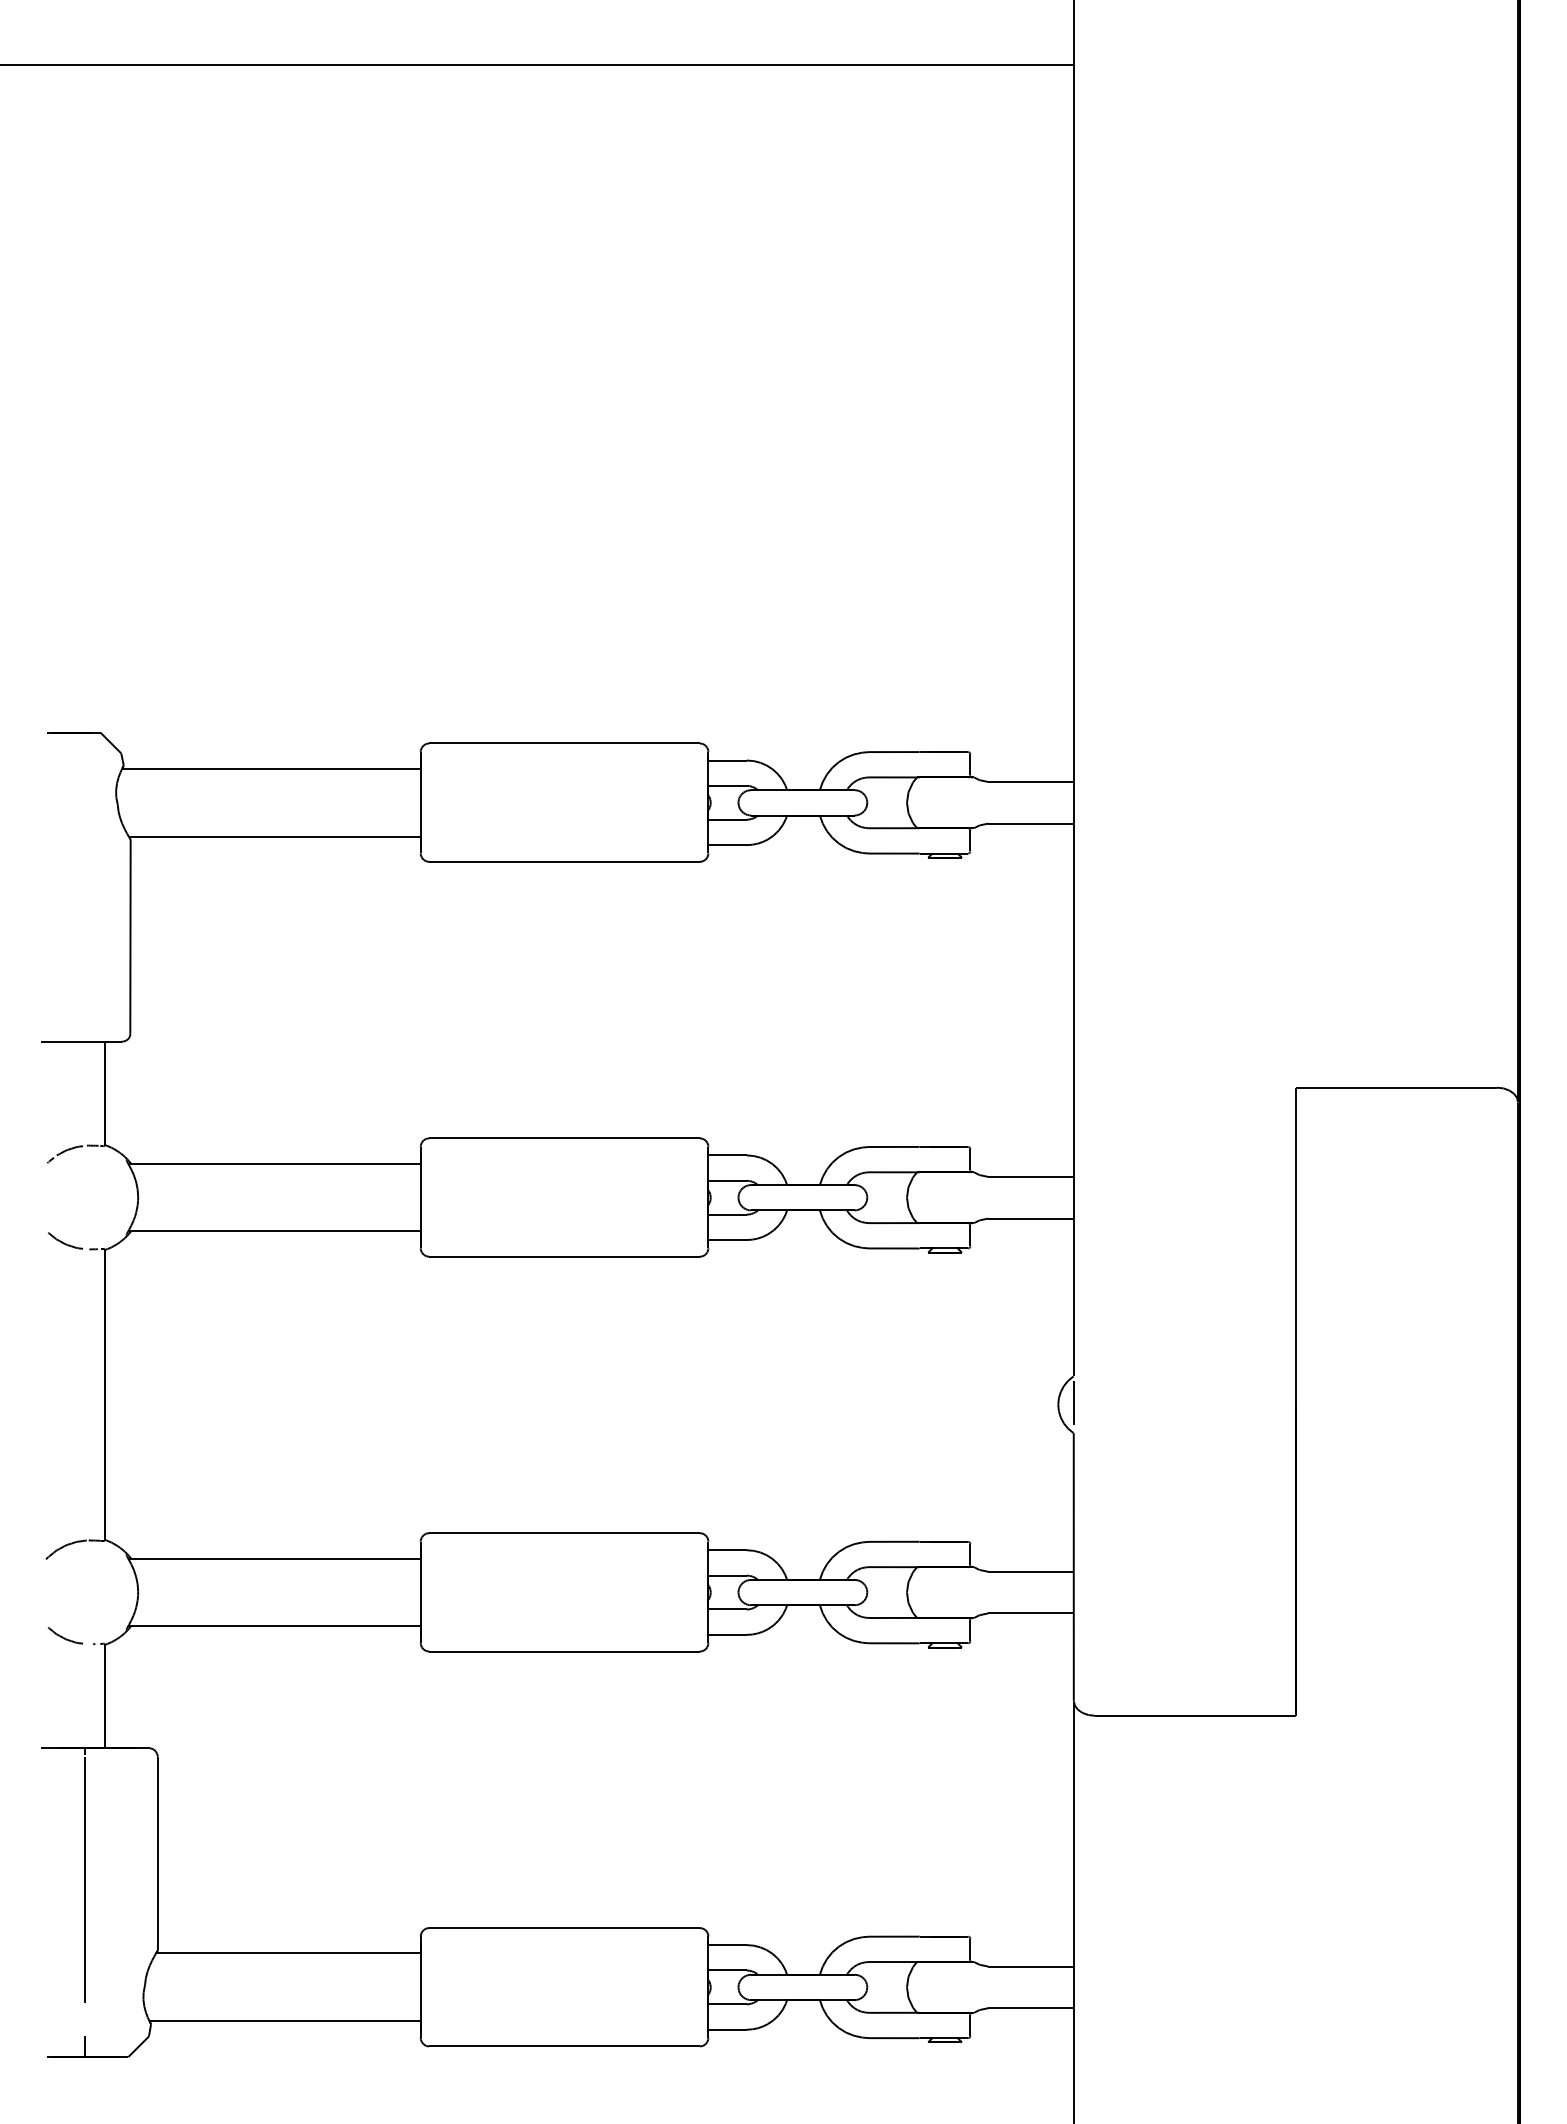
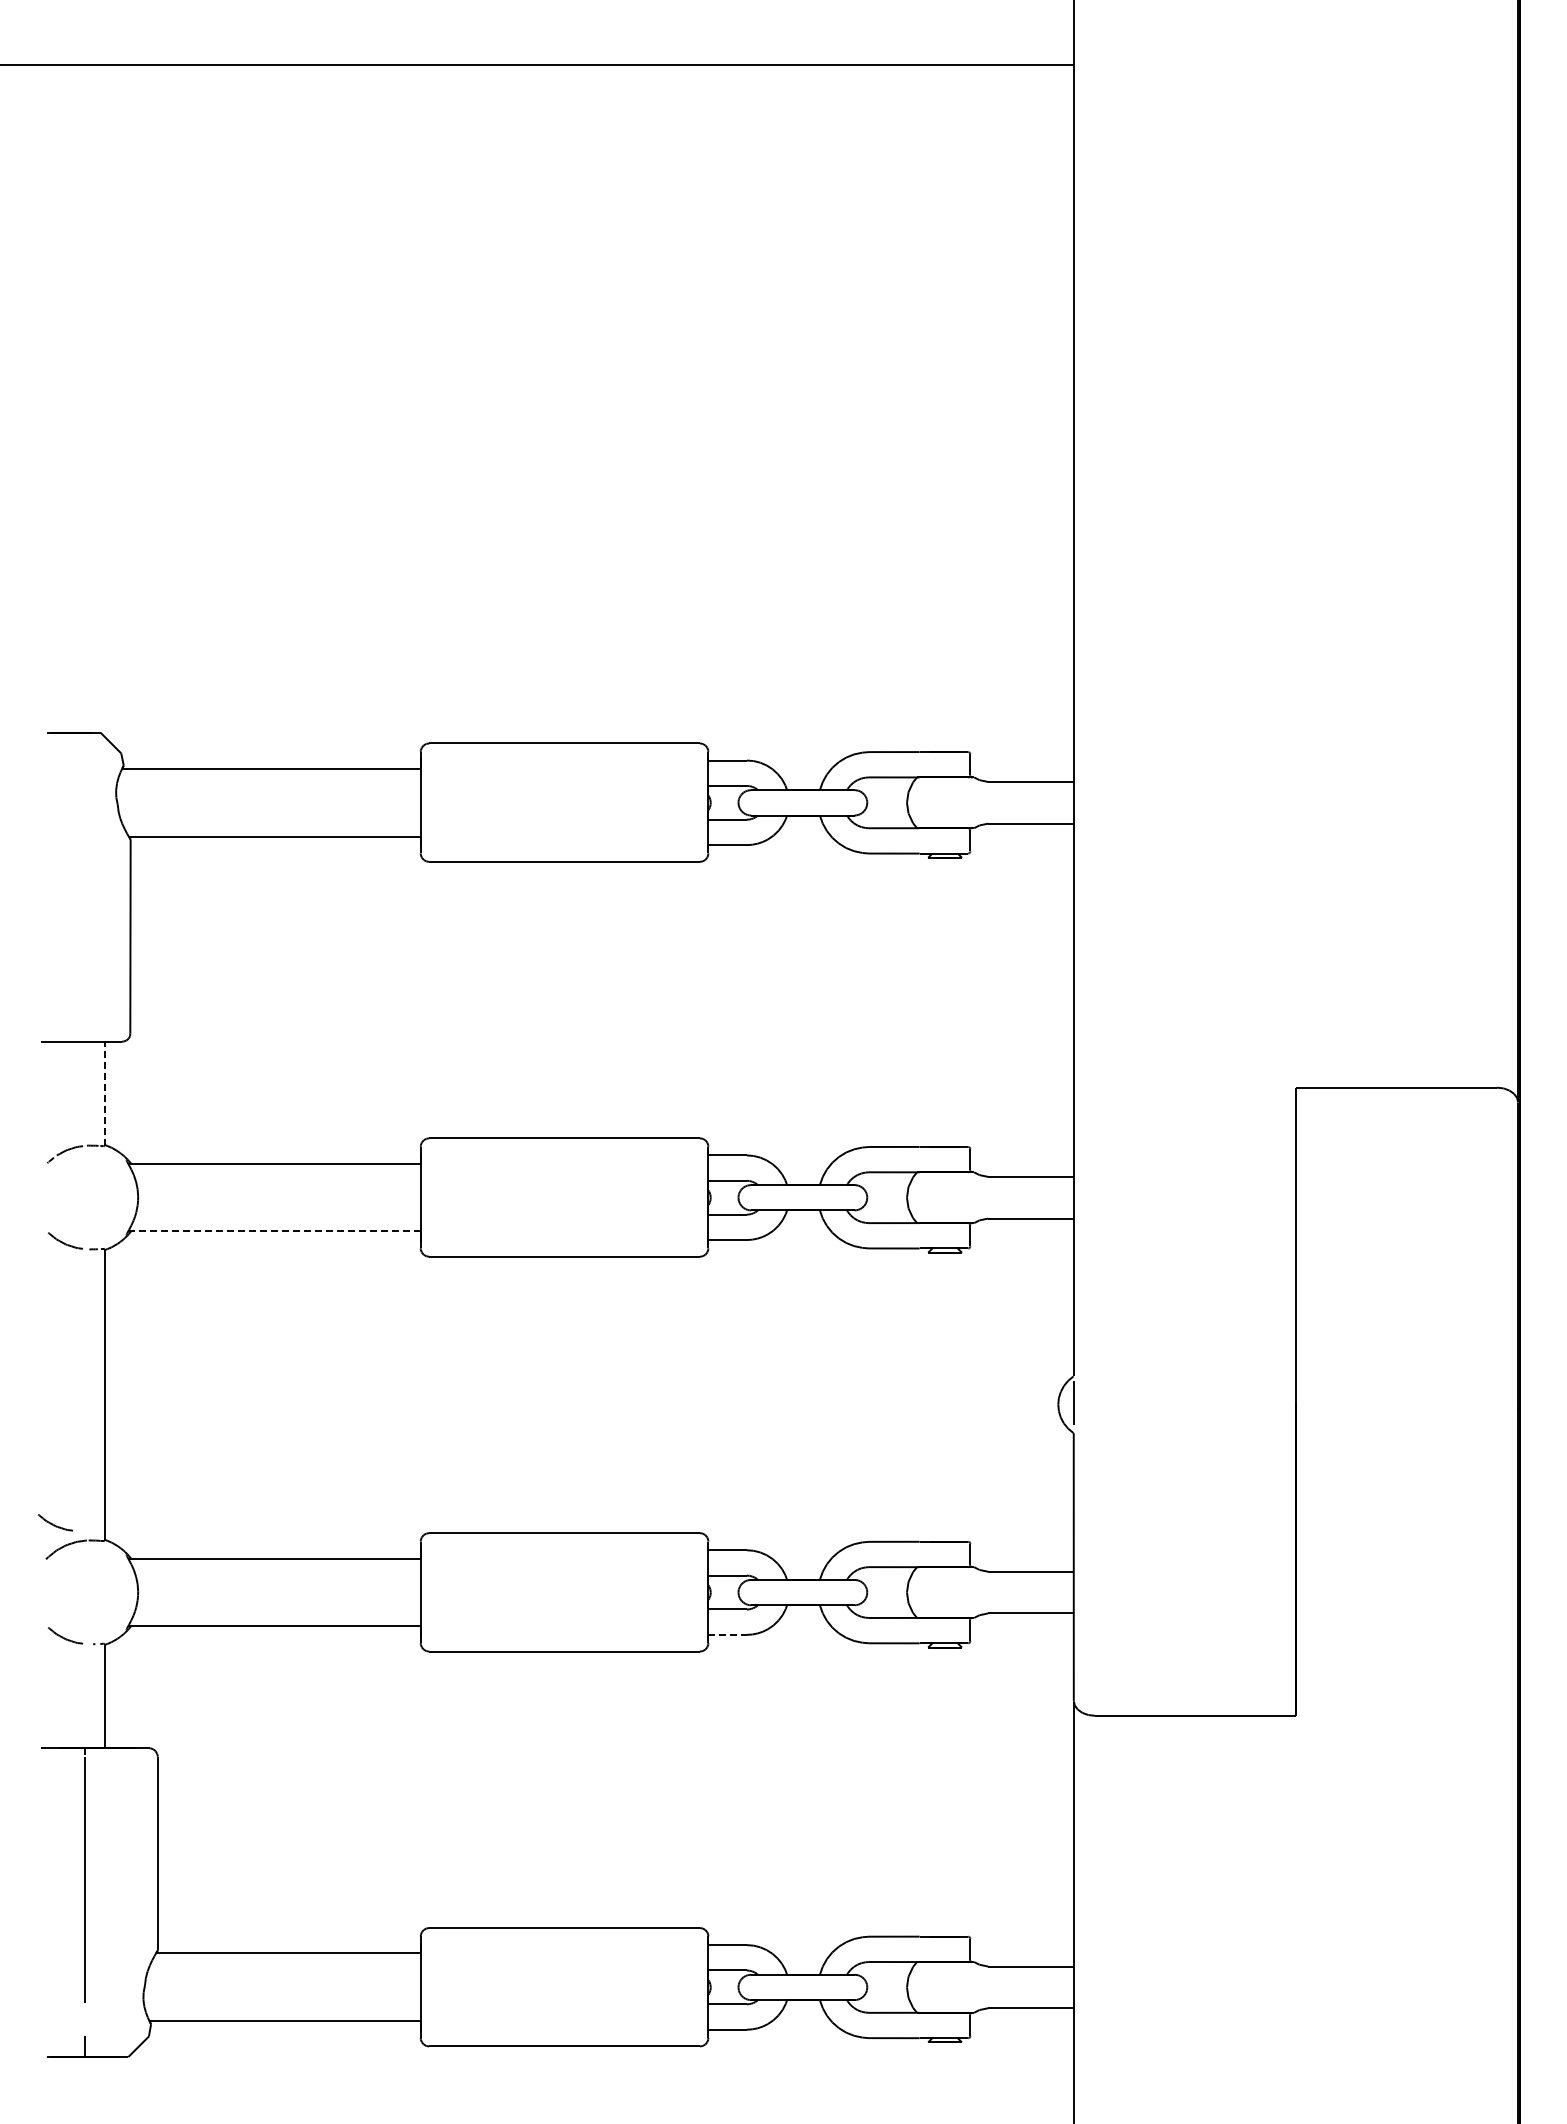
line: solid -> dashed (104, 1093)
line: solid -> dashed (274, 1231)
part: none -> present (54, 1522)
line: solid -> dashed (728, 1634)
